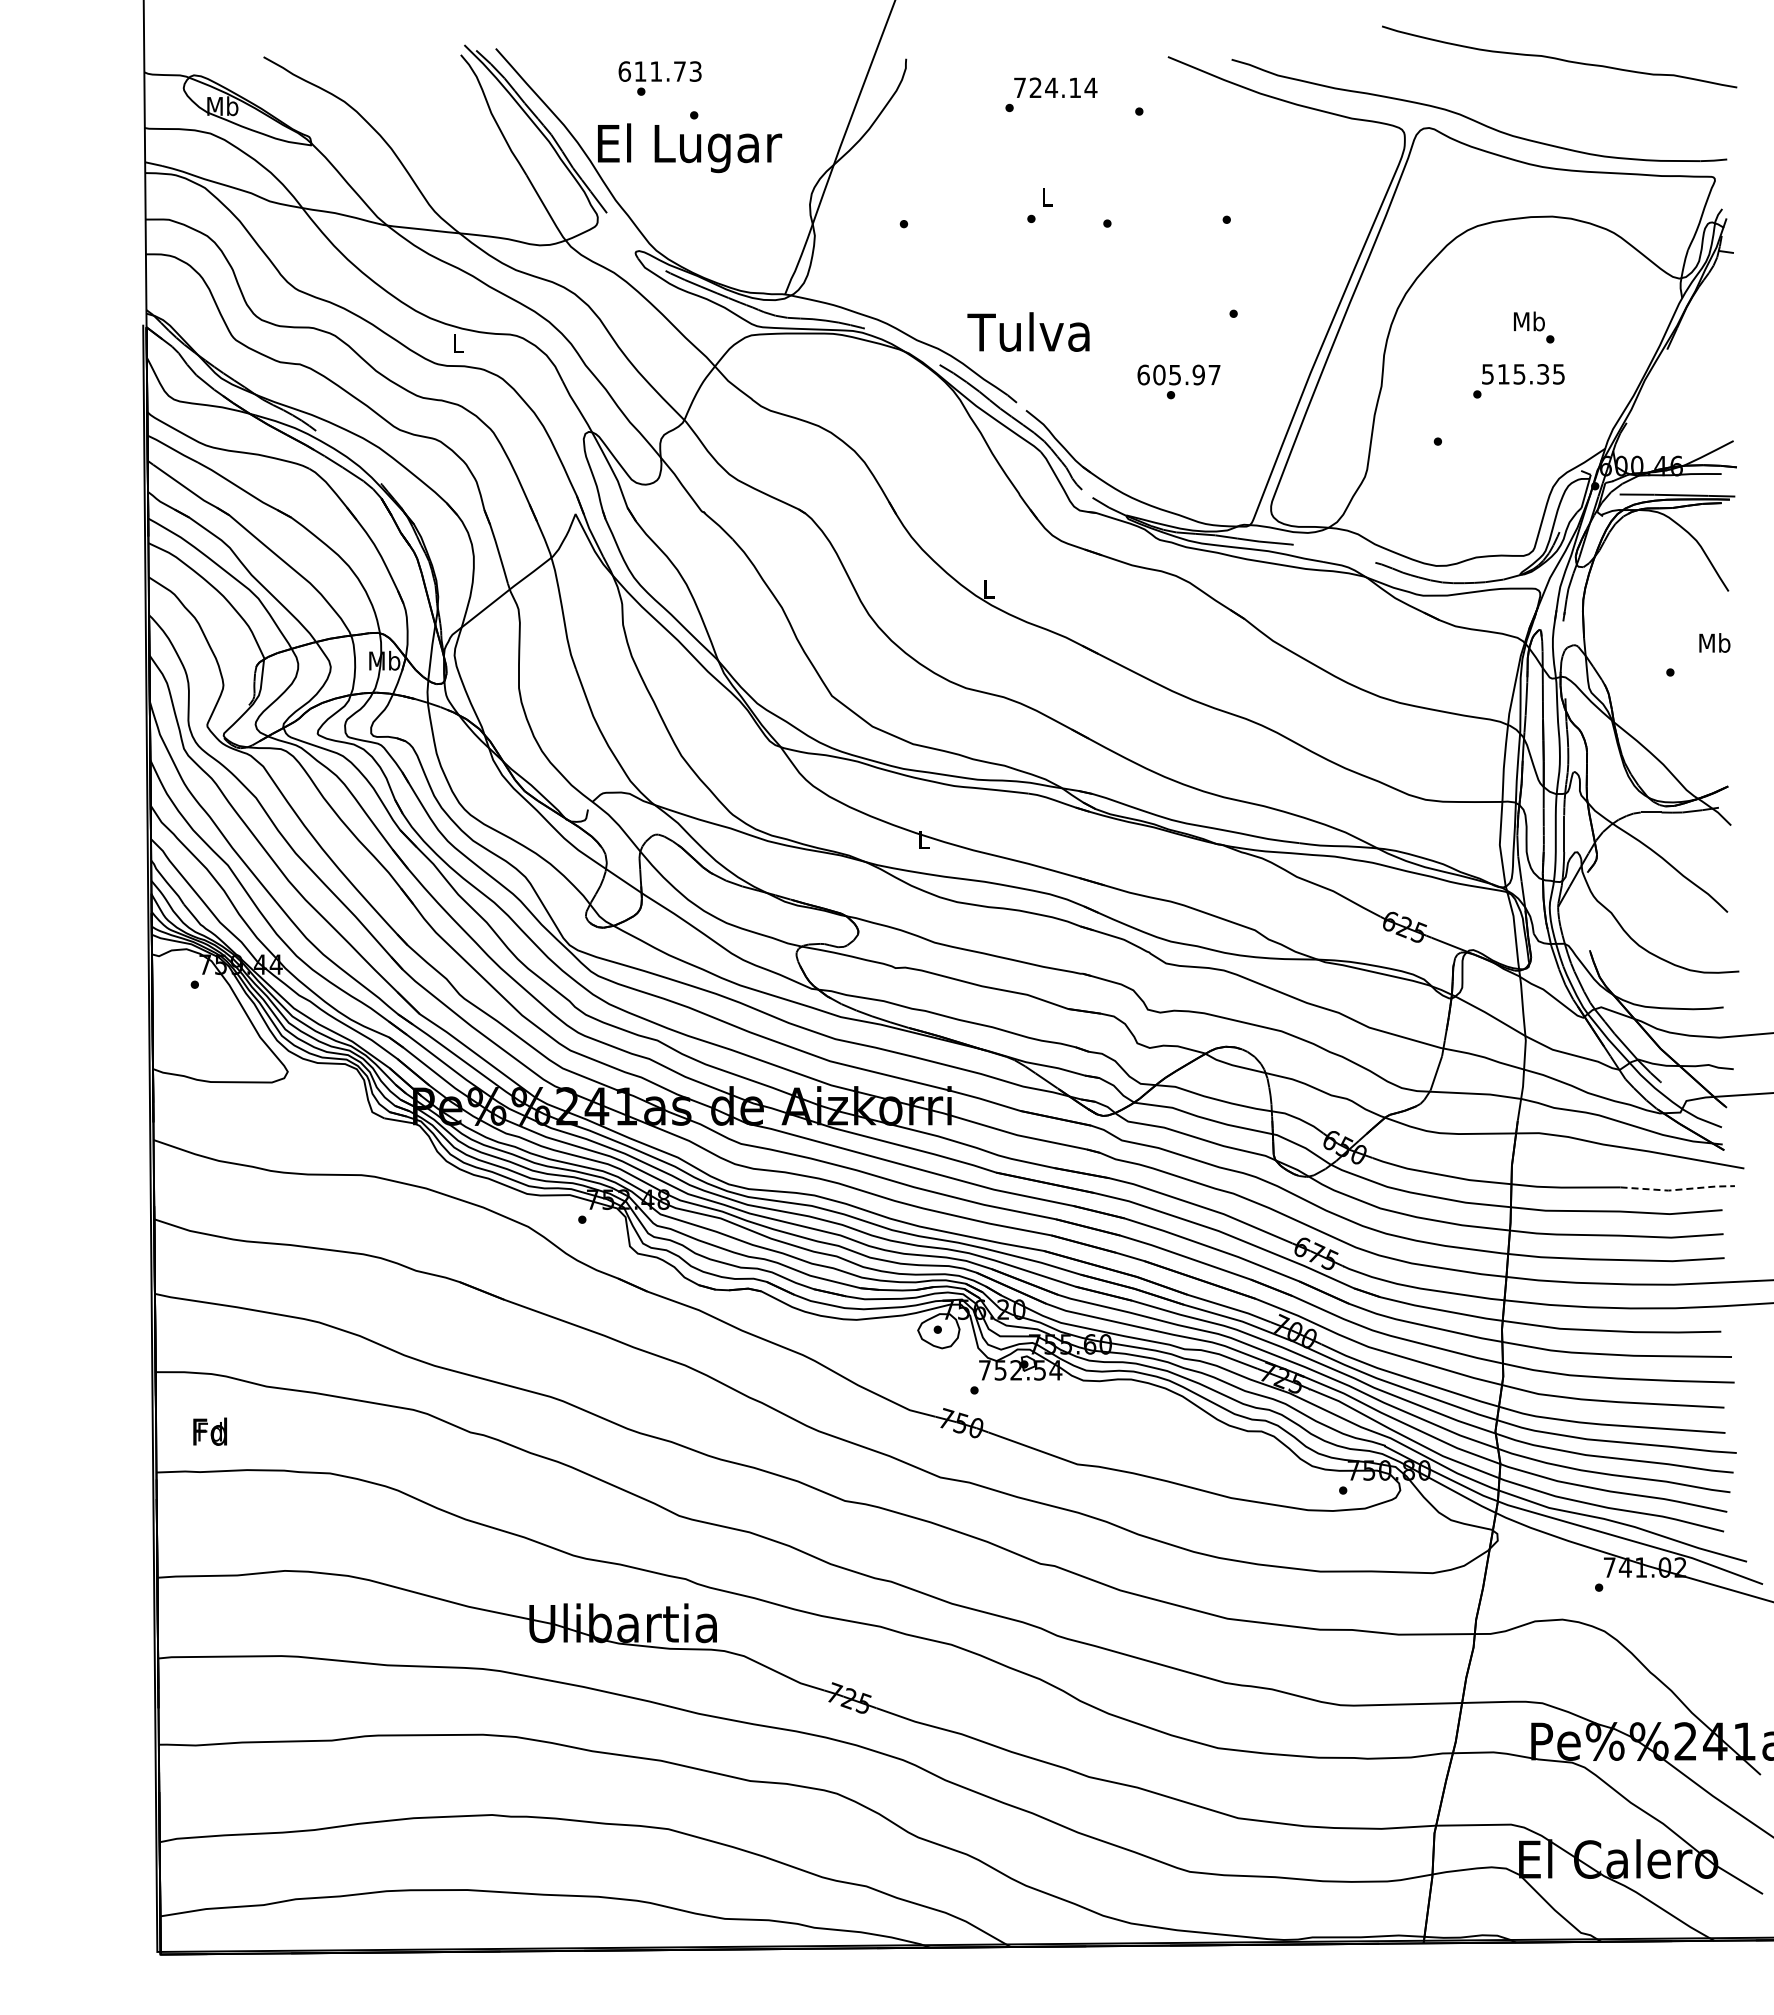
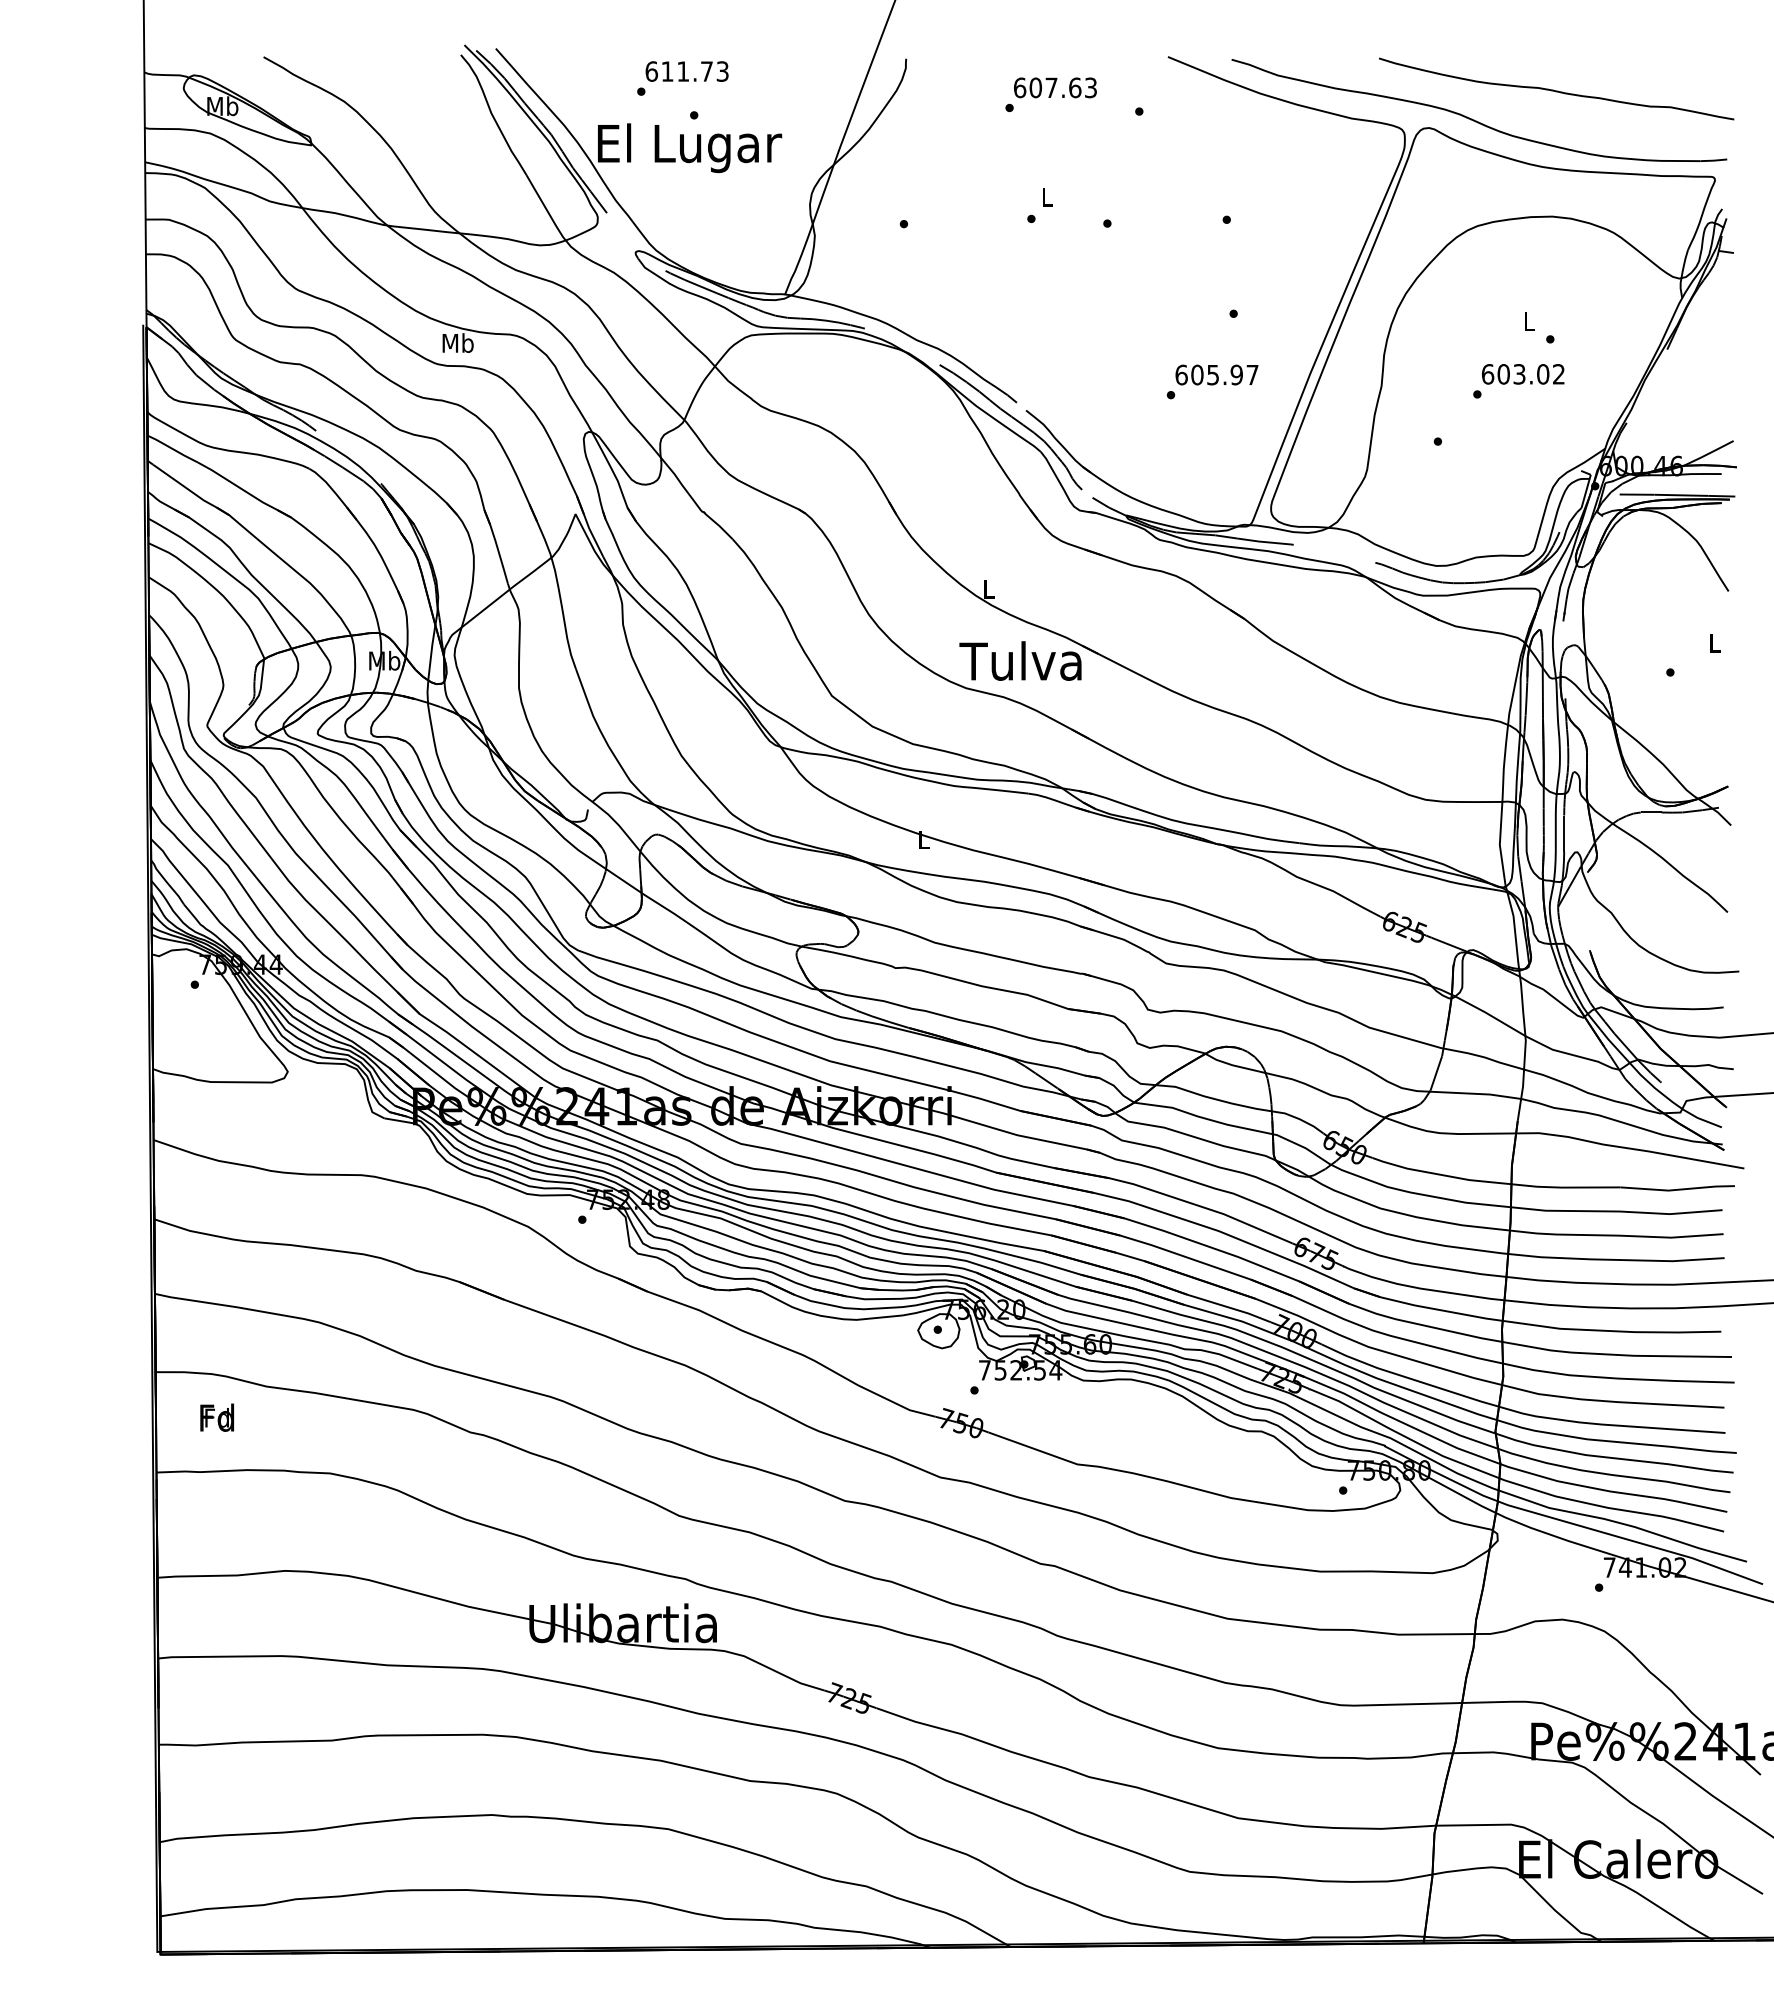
curve position: (1559, 58) -> (1556, 90) (1556, 90)
text position: (659, 71) -> (686, 71) (686, 71)
text: 724.14 -> 607.63 (1055, 87)
text: Mb -> L (1528, 321)
text position: (1028, 331) -> (1020, 660) (1020, 660)
text: L -> Mb (457, 342)
text position: (1178, 374) -> (1216, 374) (1216, 374)
text: 515.35 -> 603.02 (1522, 374)
text: Mb -> L (1714, 642)
line: dashed -> solid (1678, 1189)
text position: (209, 1431) -> (216, 1417) (216, 1417)
